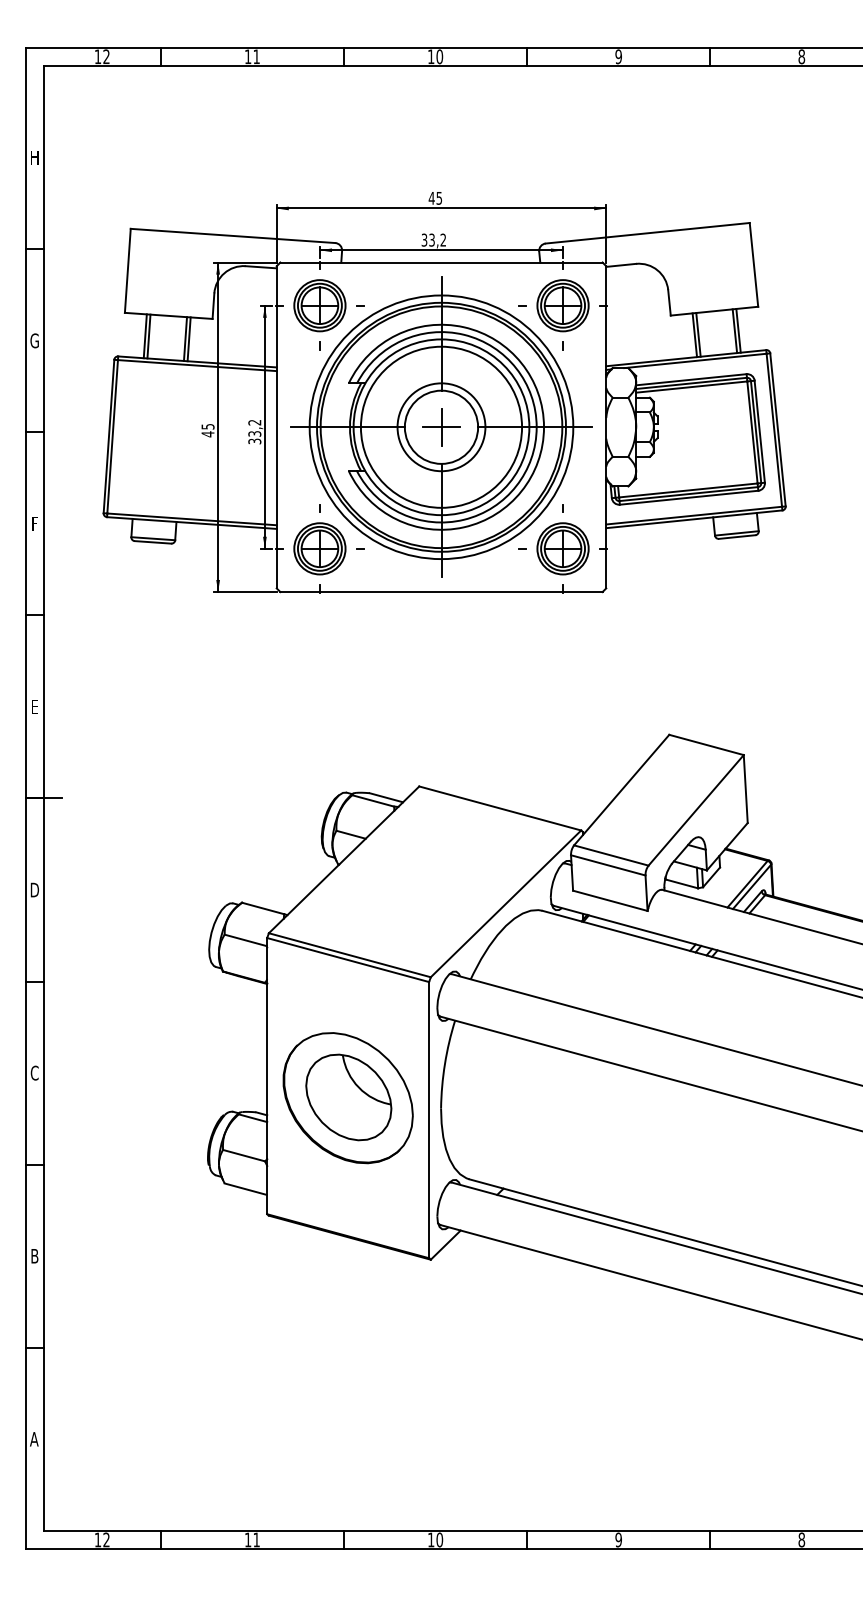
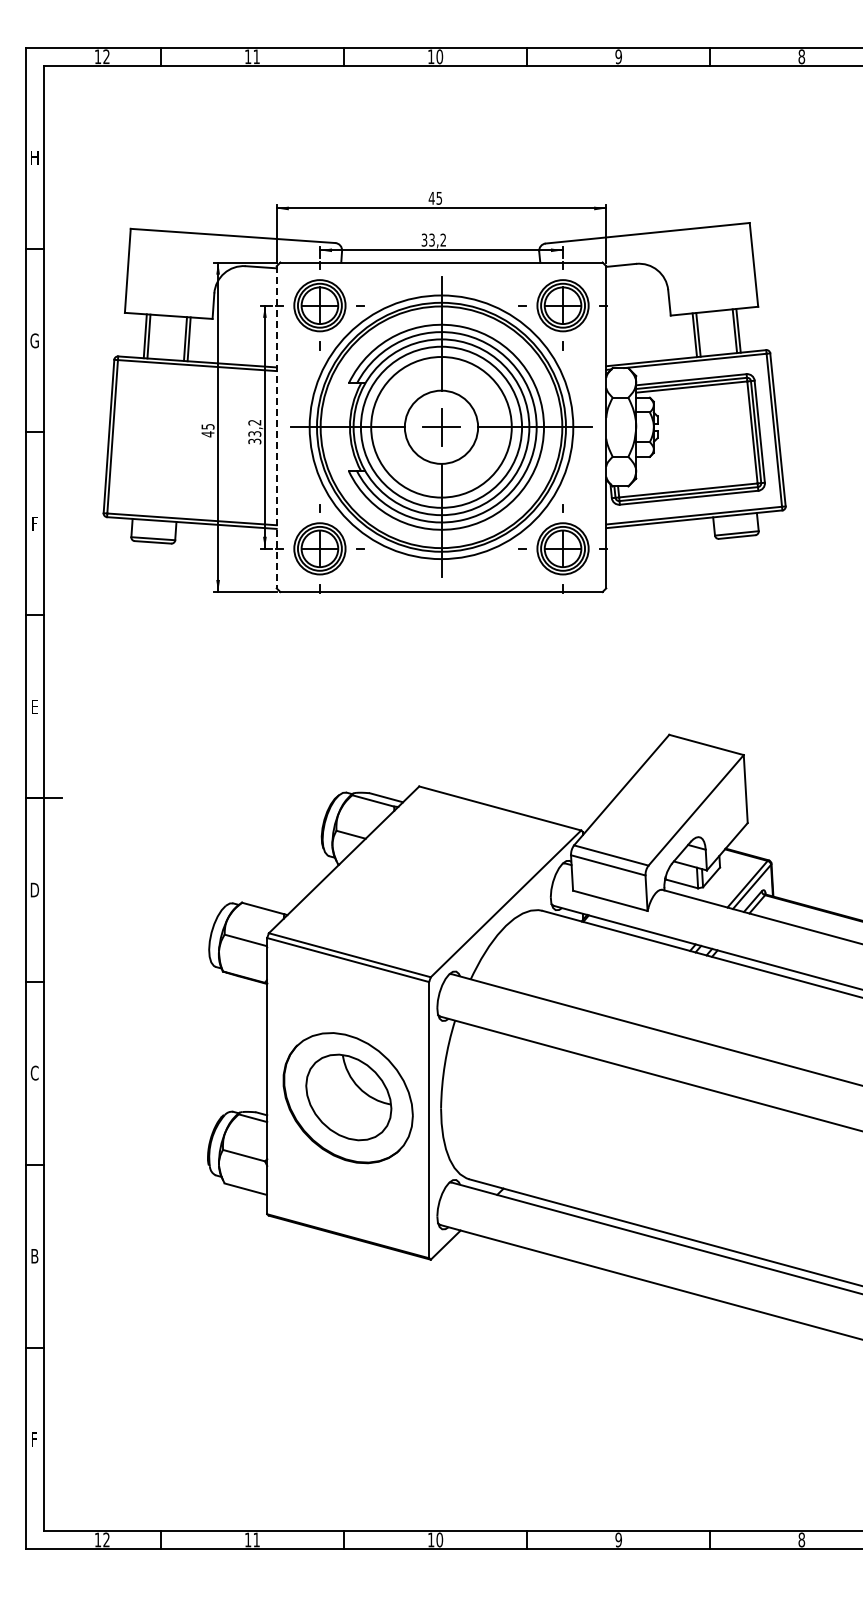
line: solid -> dashed (276, 427)
circle diameter: 88 px -> 141 px (441, 427)
text: A -> F (34, 1439)
